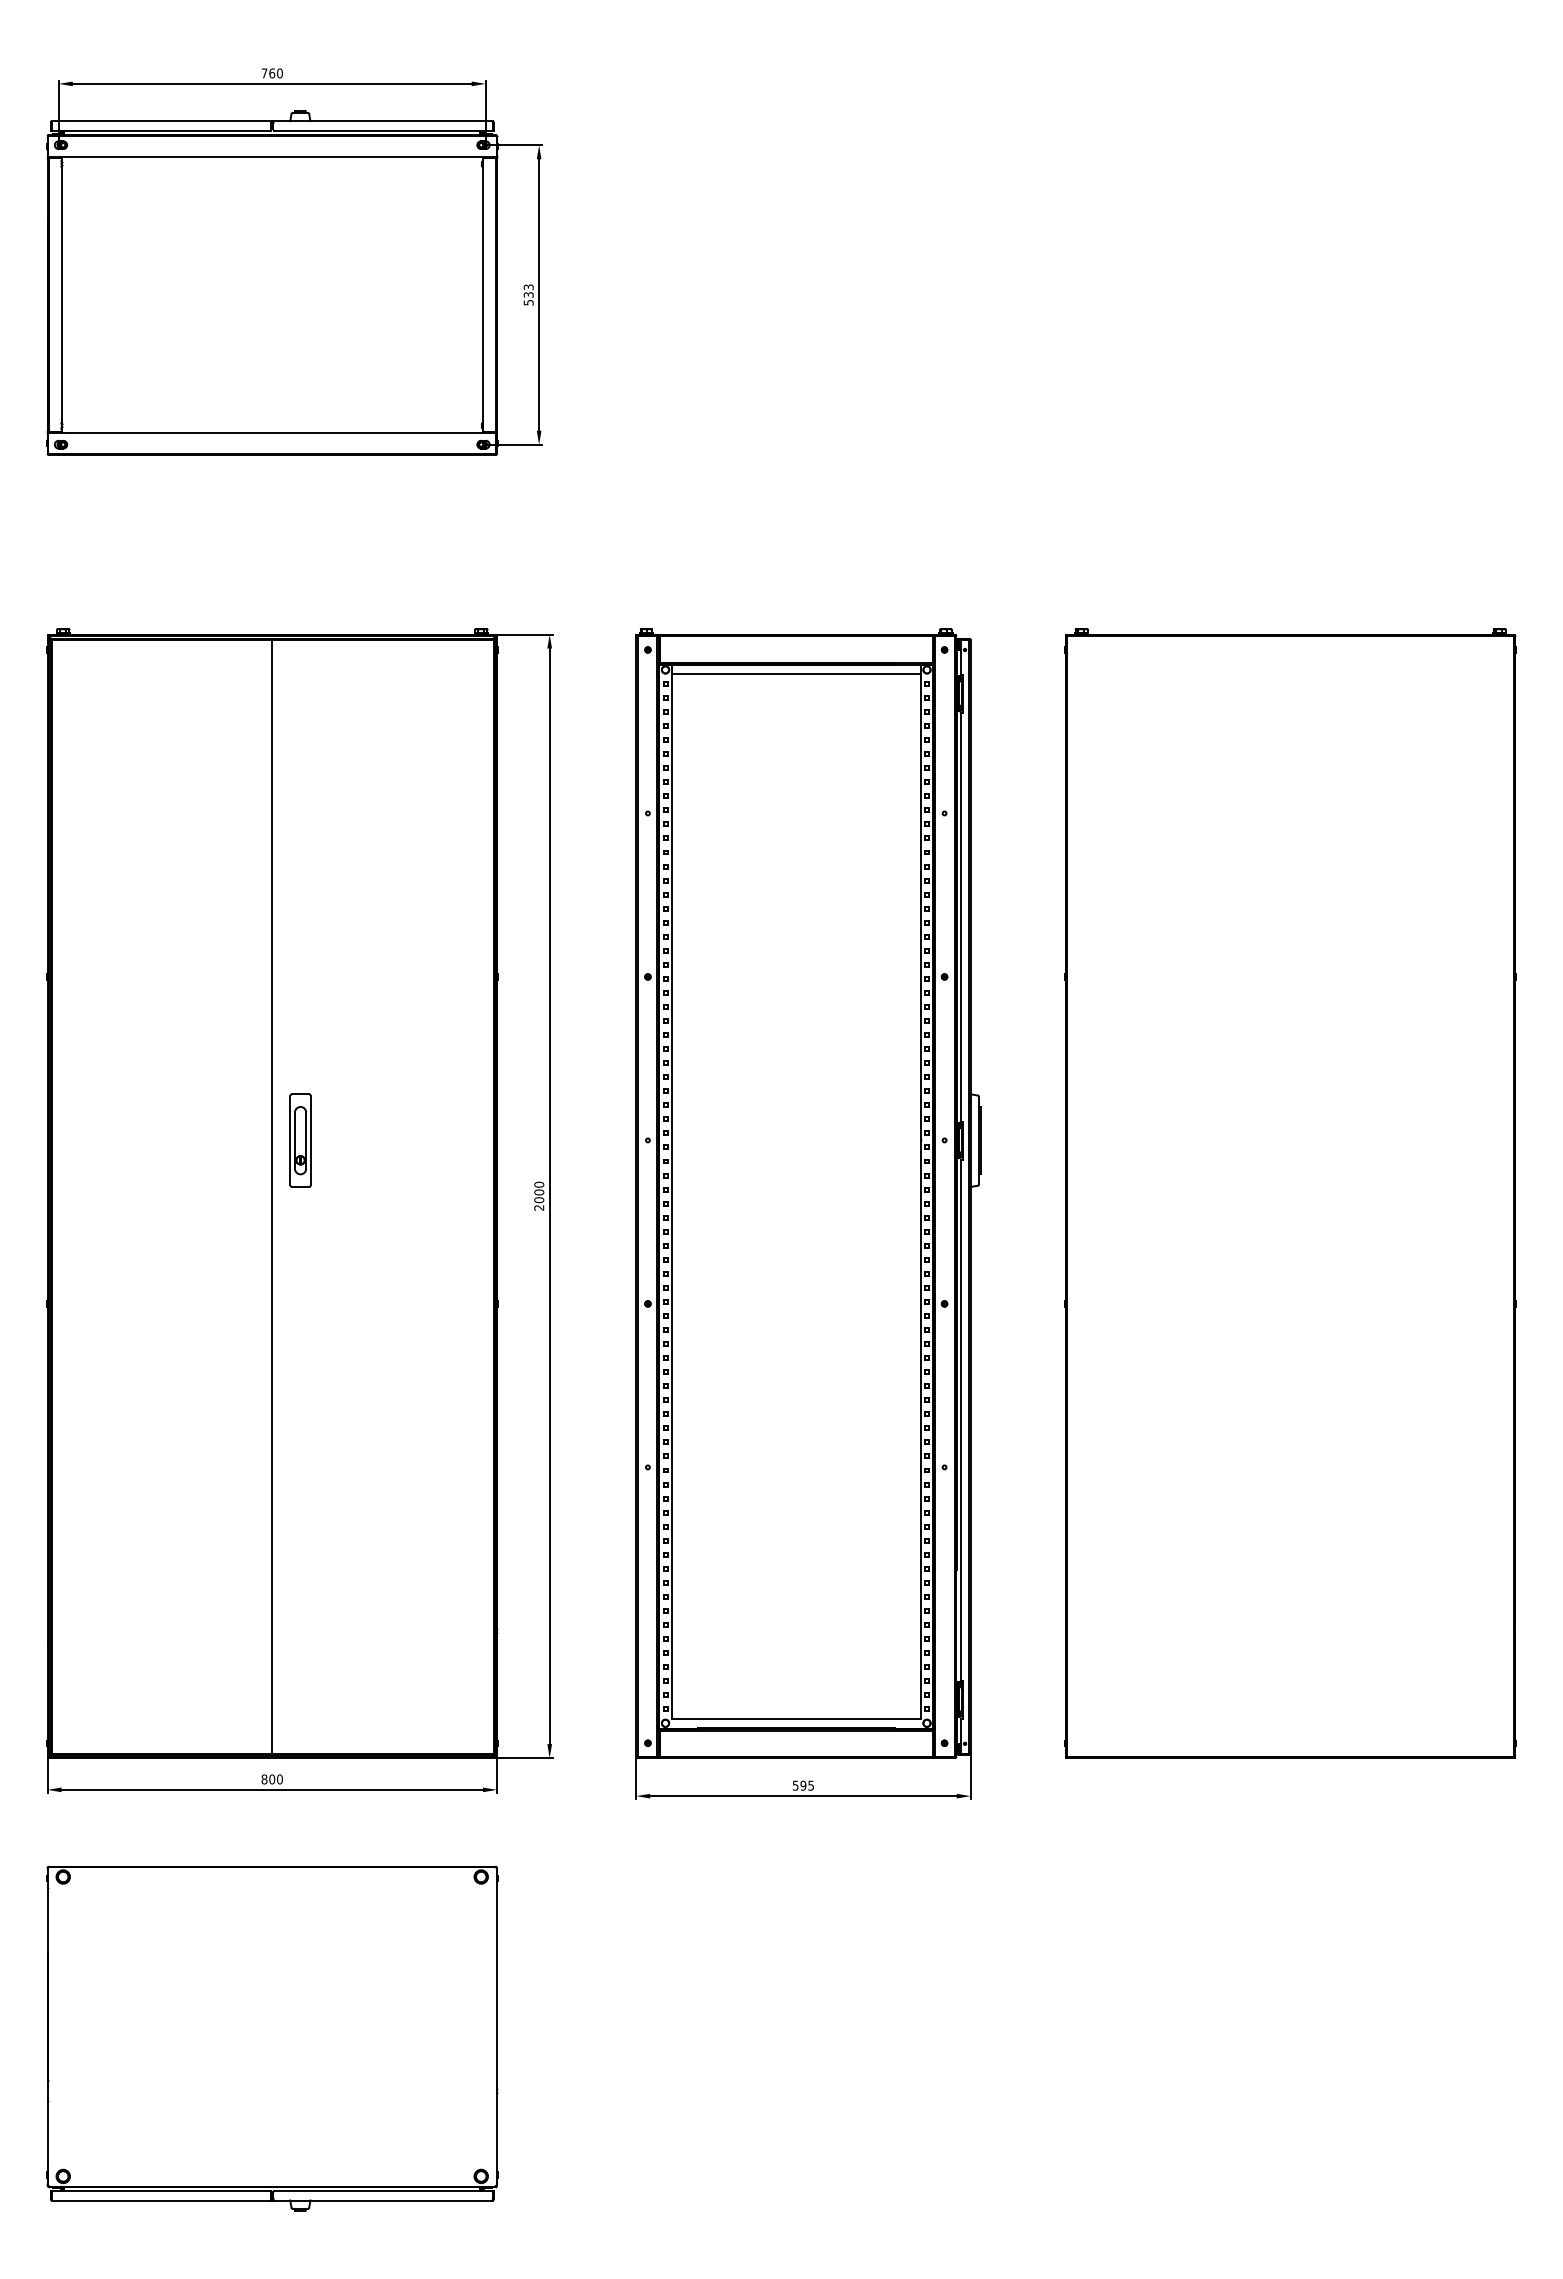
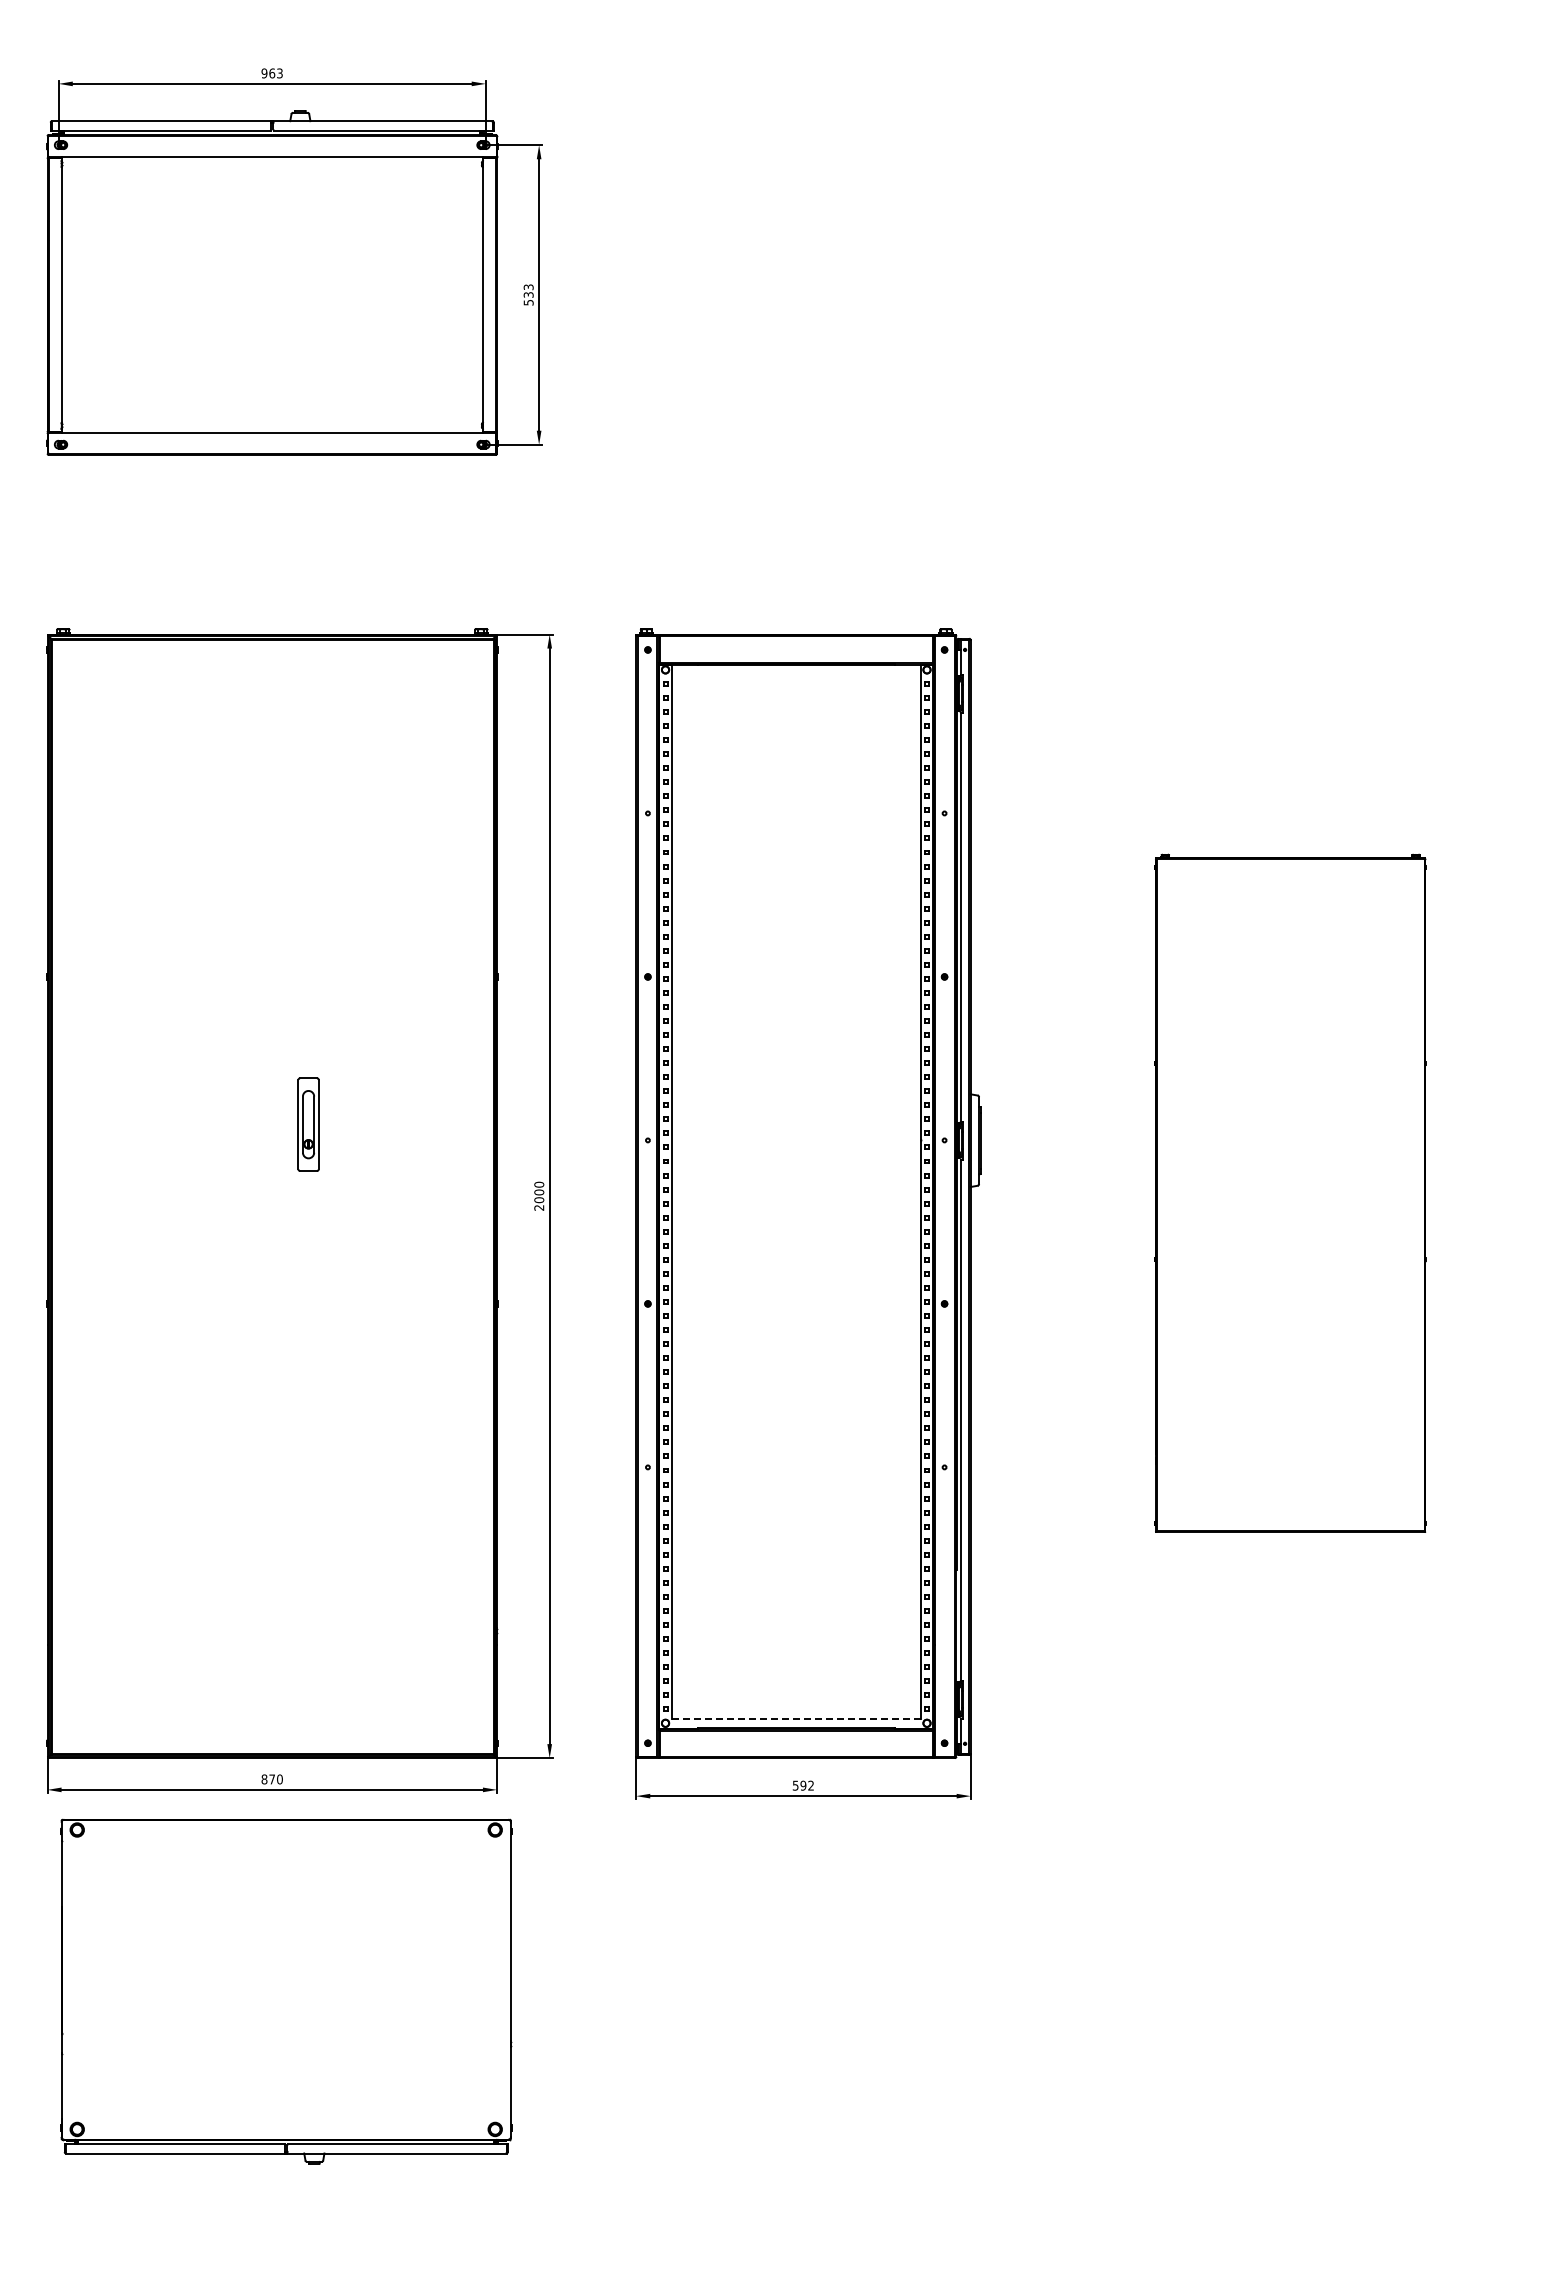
text: 760 -> 963 (271, 73)
line: present -> none (795, 674)
part position: (300, 1140) -> (308, 1124) (308, 1124)
part size: 453x1131 px -> 273x680 px (1290, 1192)
line: present -> none (271, 1196)
line: solid -> dashed (795, 1718)
text: 800 -> 870 (272, 1779)
text: 595 -> 592 (810, 1785)
part position: (272, 2038) -> (286, 1991) (286, 1991)
